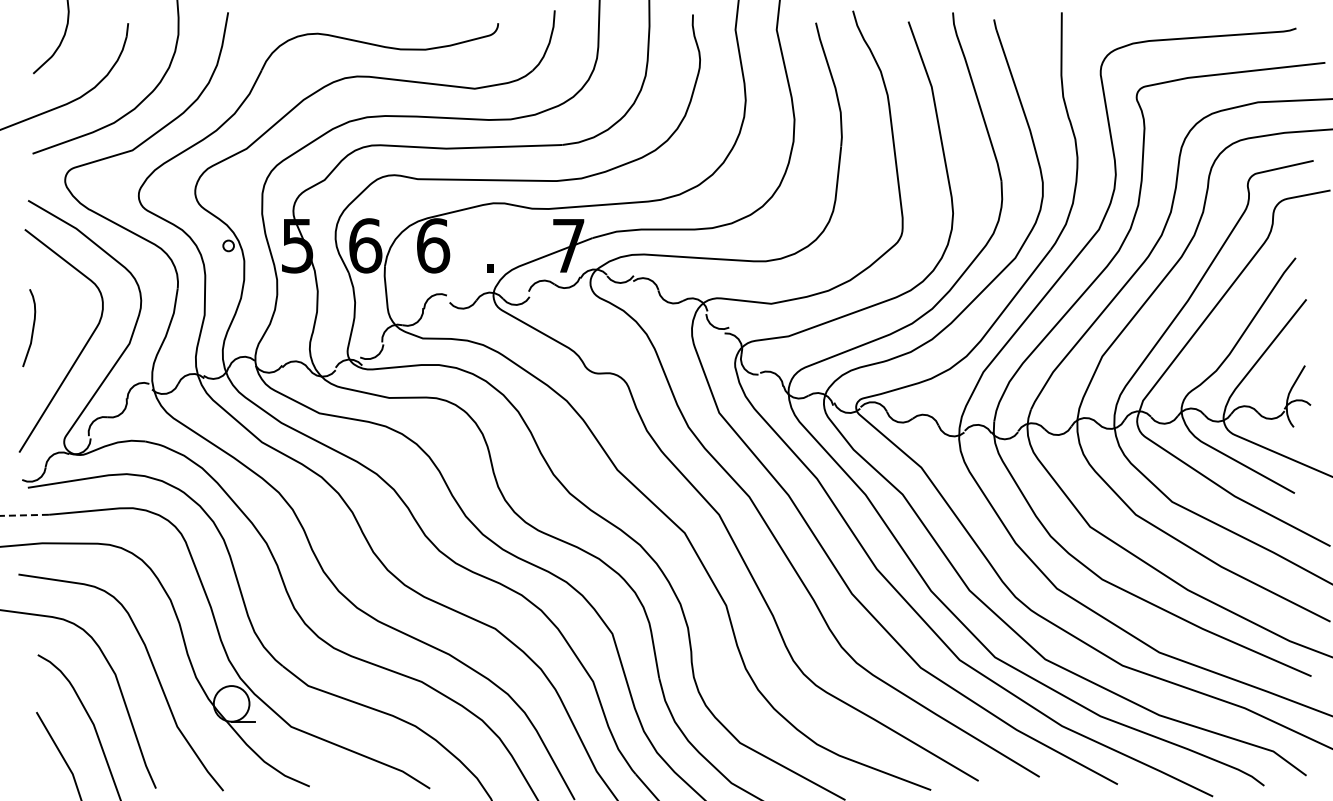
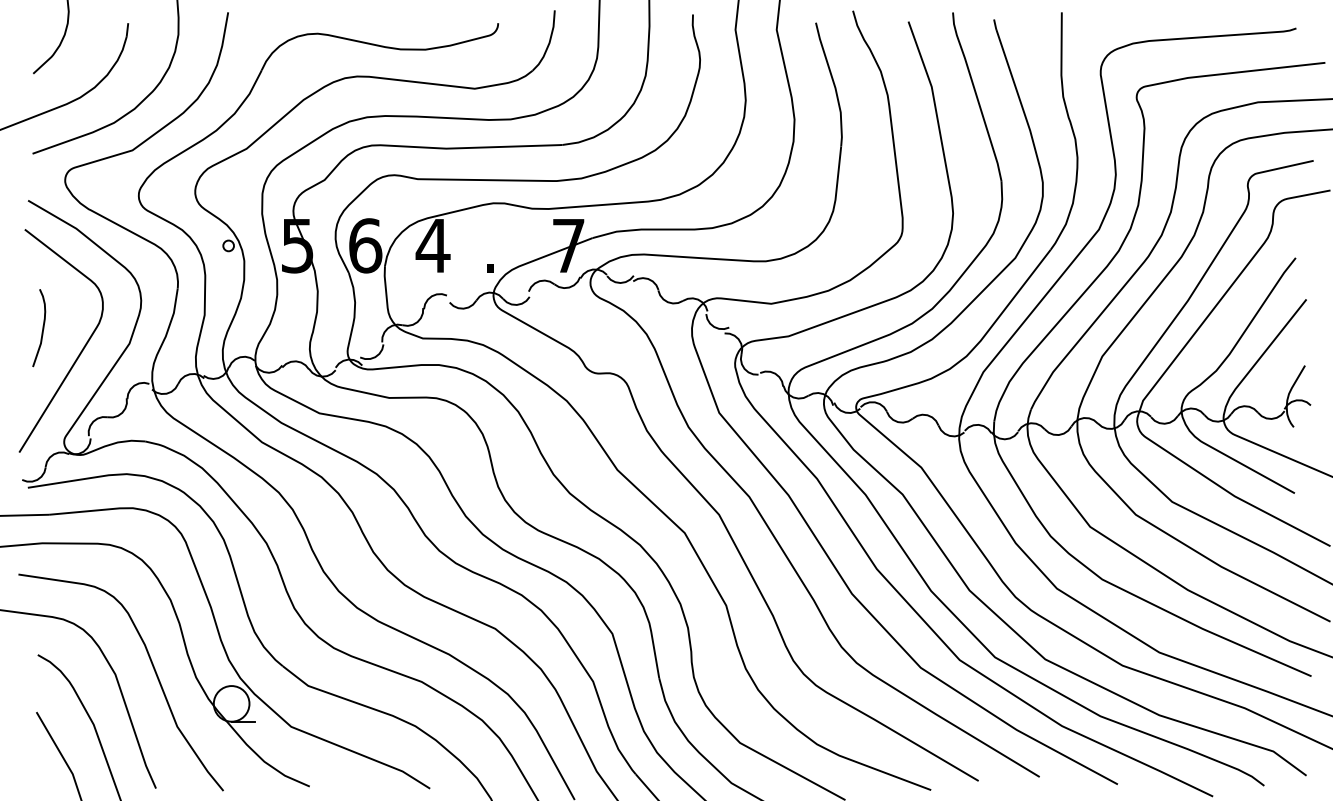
text: 6 -> 4 (432, 245)
curve position: (32, 328) -> (42, 328) (42, 328)
line: dashed -> solid (25, 515)
